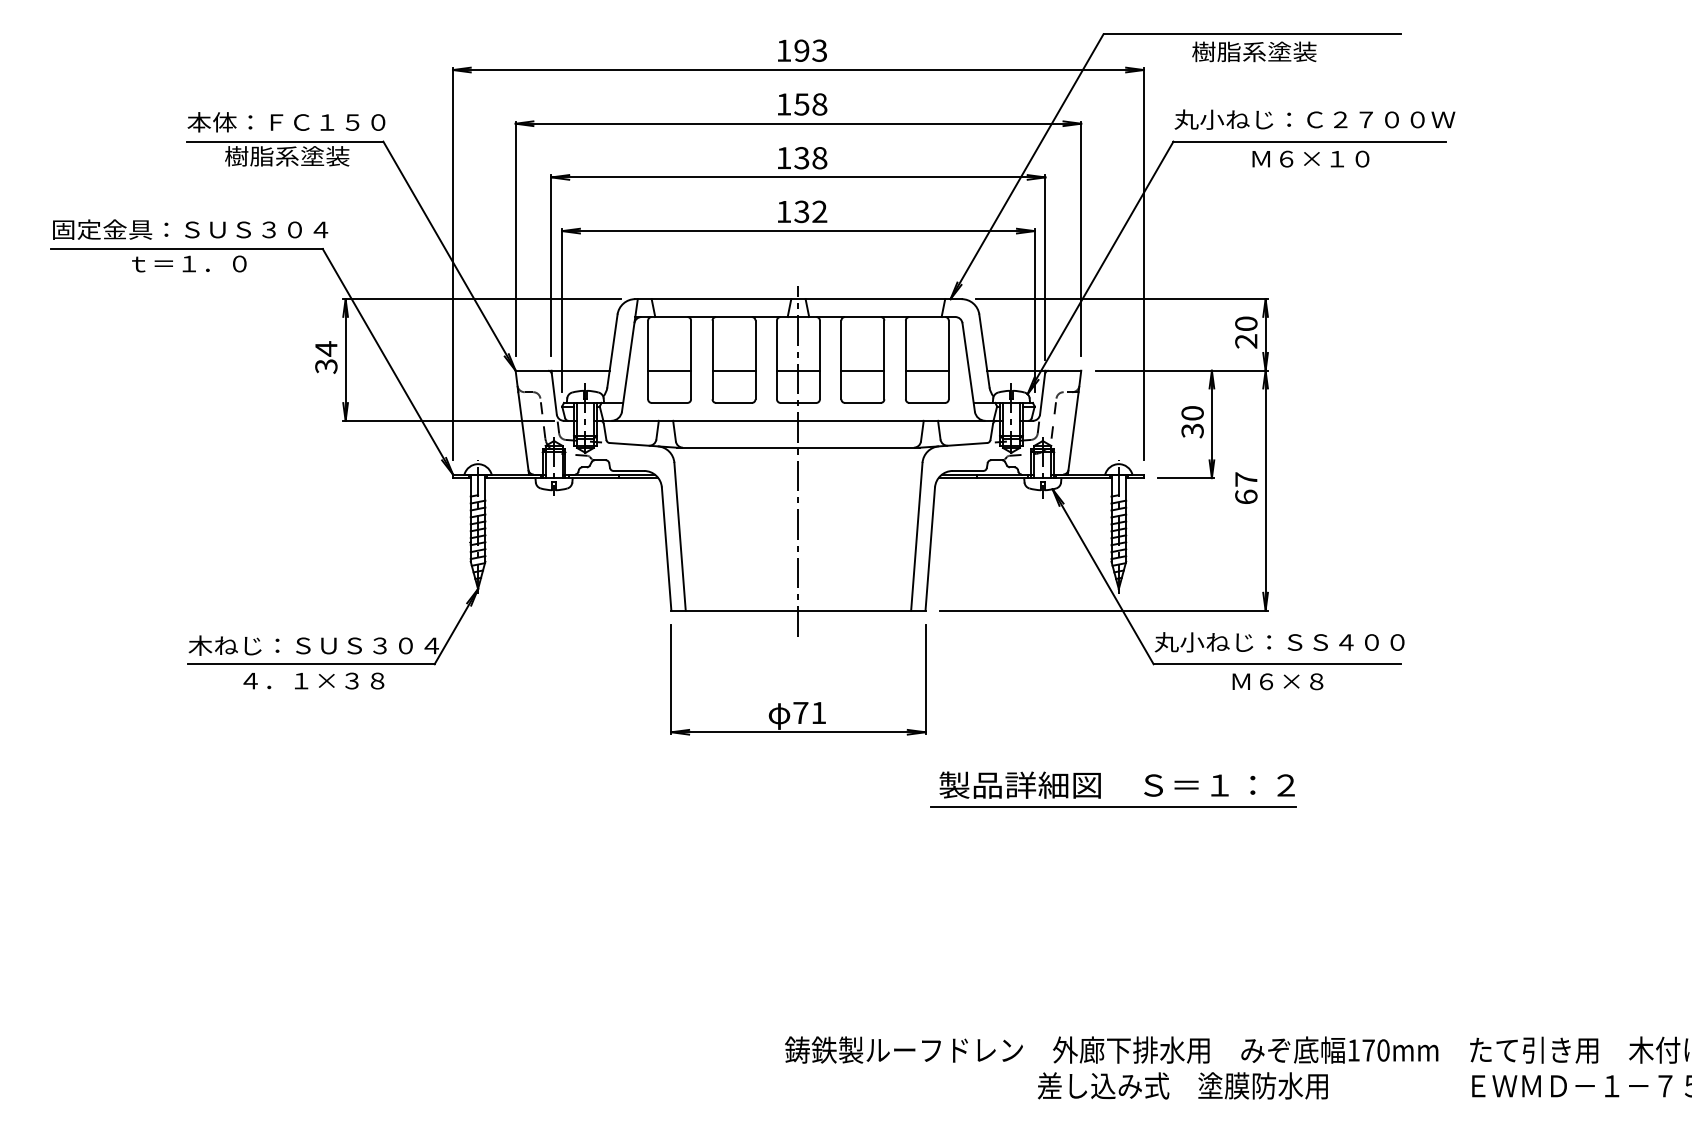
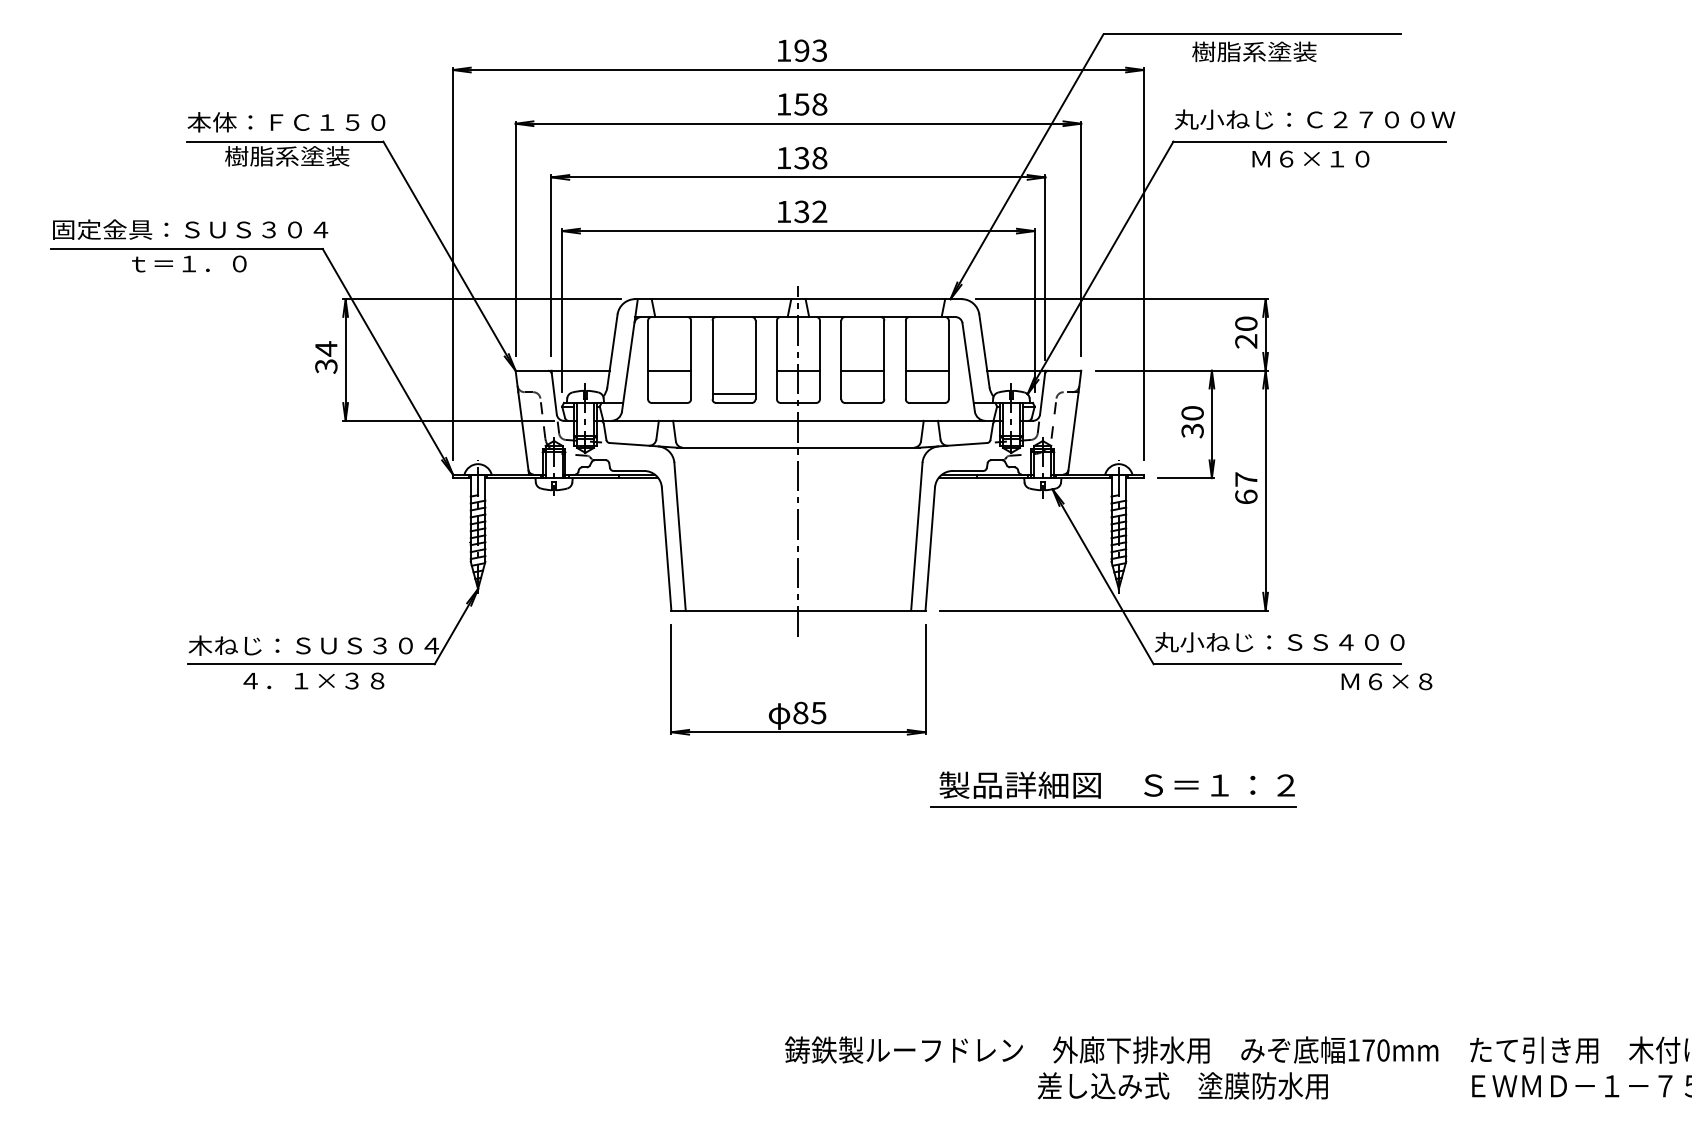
line position: (733, 370) -> (733, 393) (733, 393)
text position: (1277, 681) -> (1386, 681) (1386, 681)
text: 71 -> 85 (809, 712)
